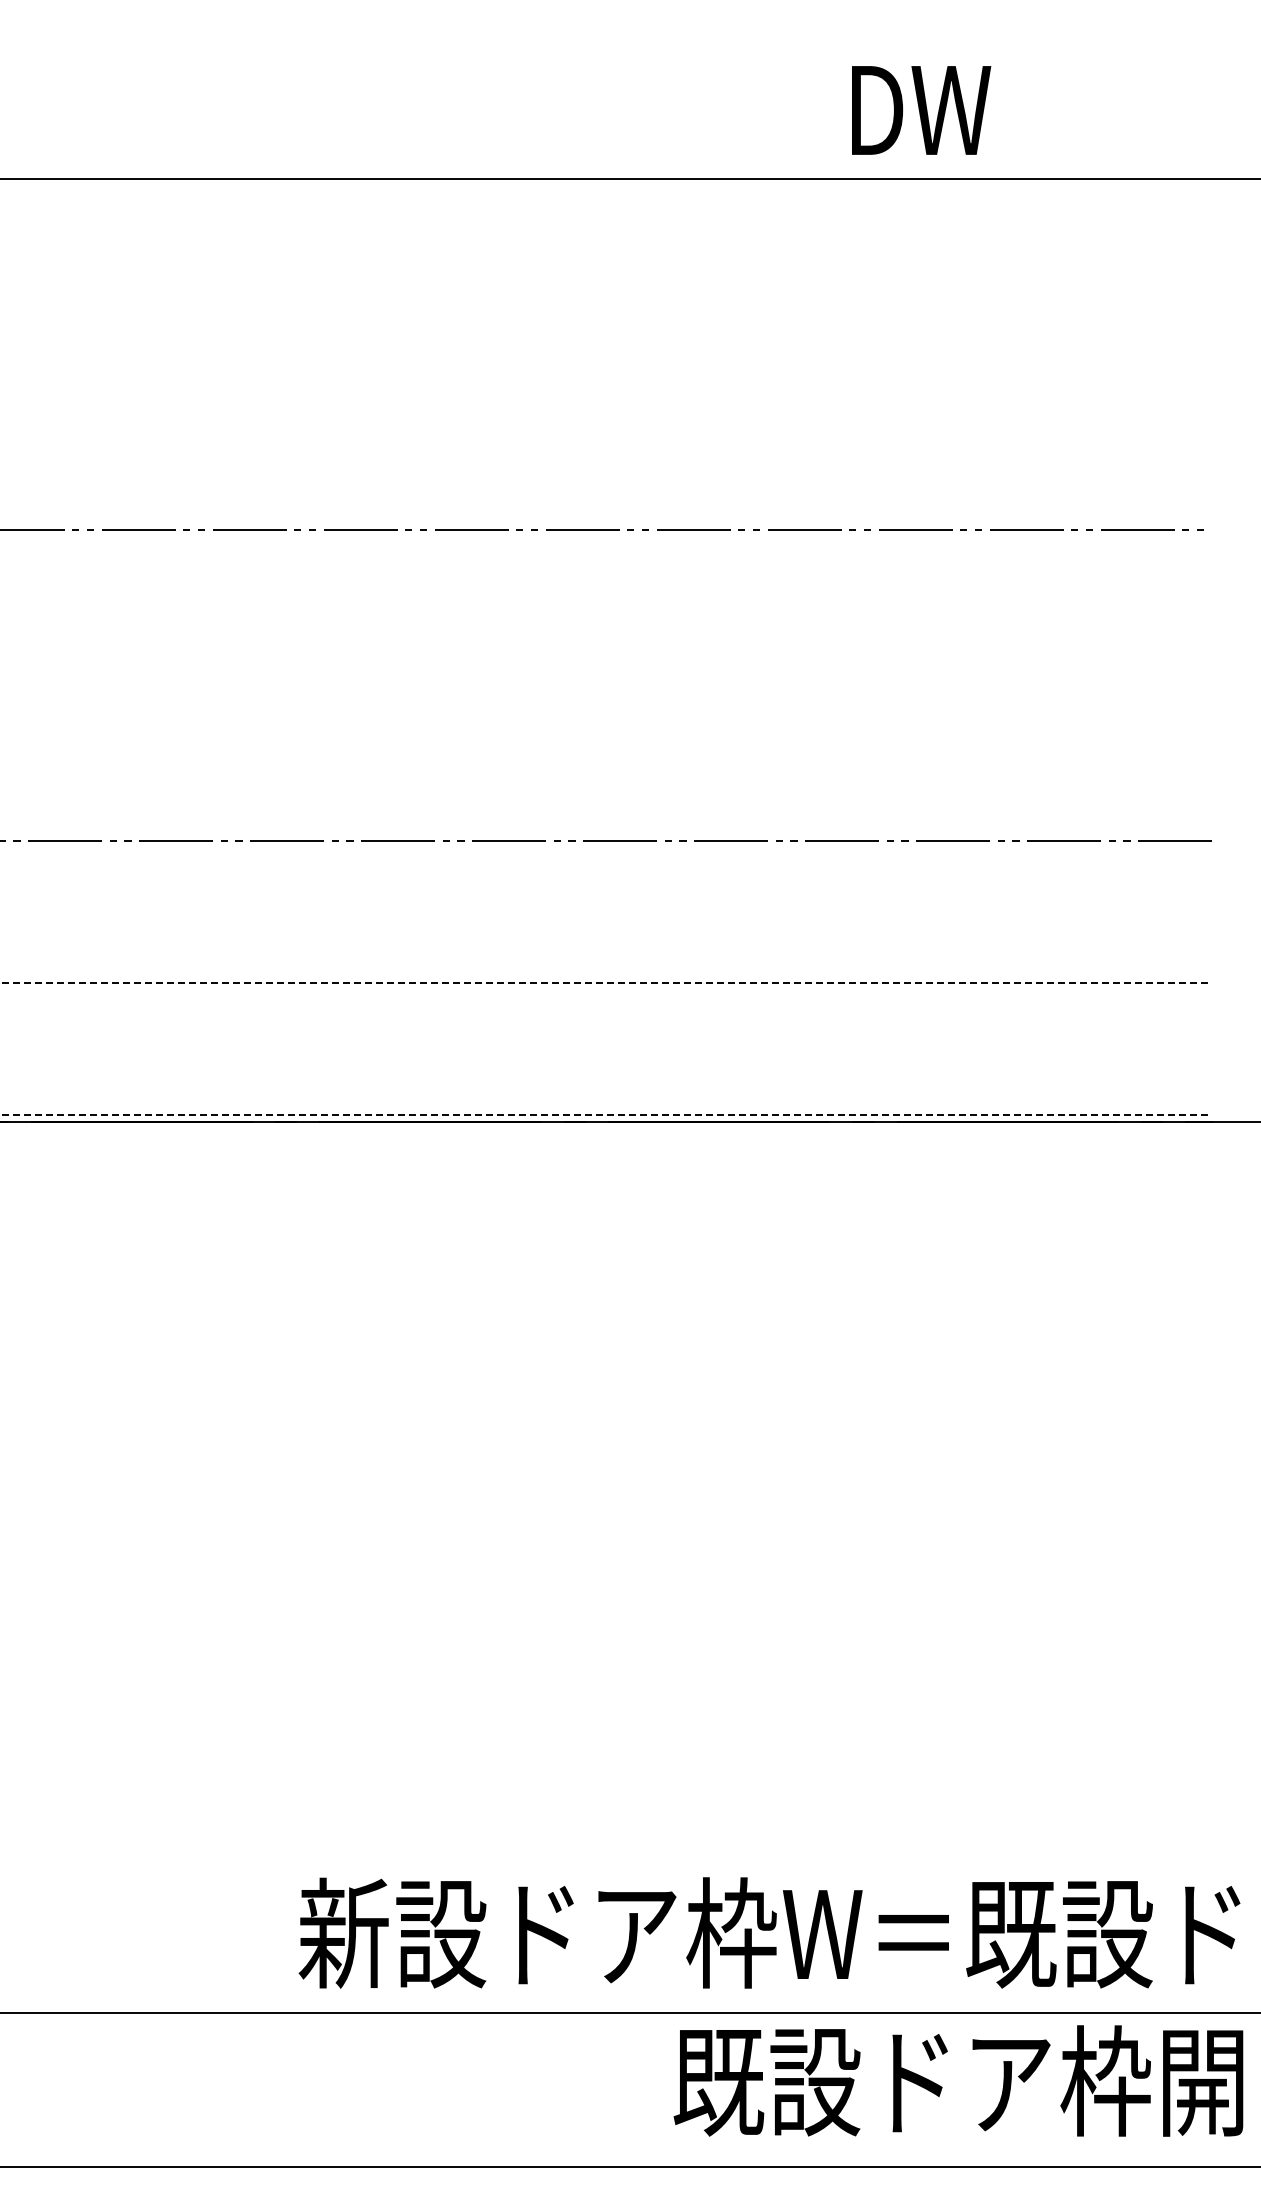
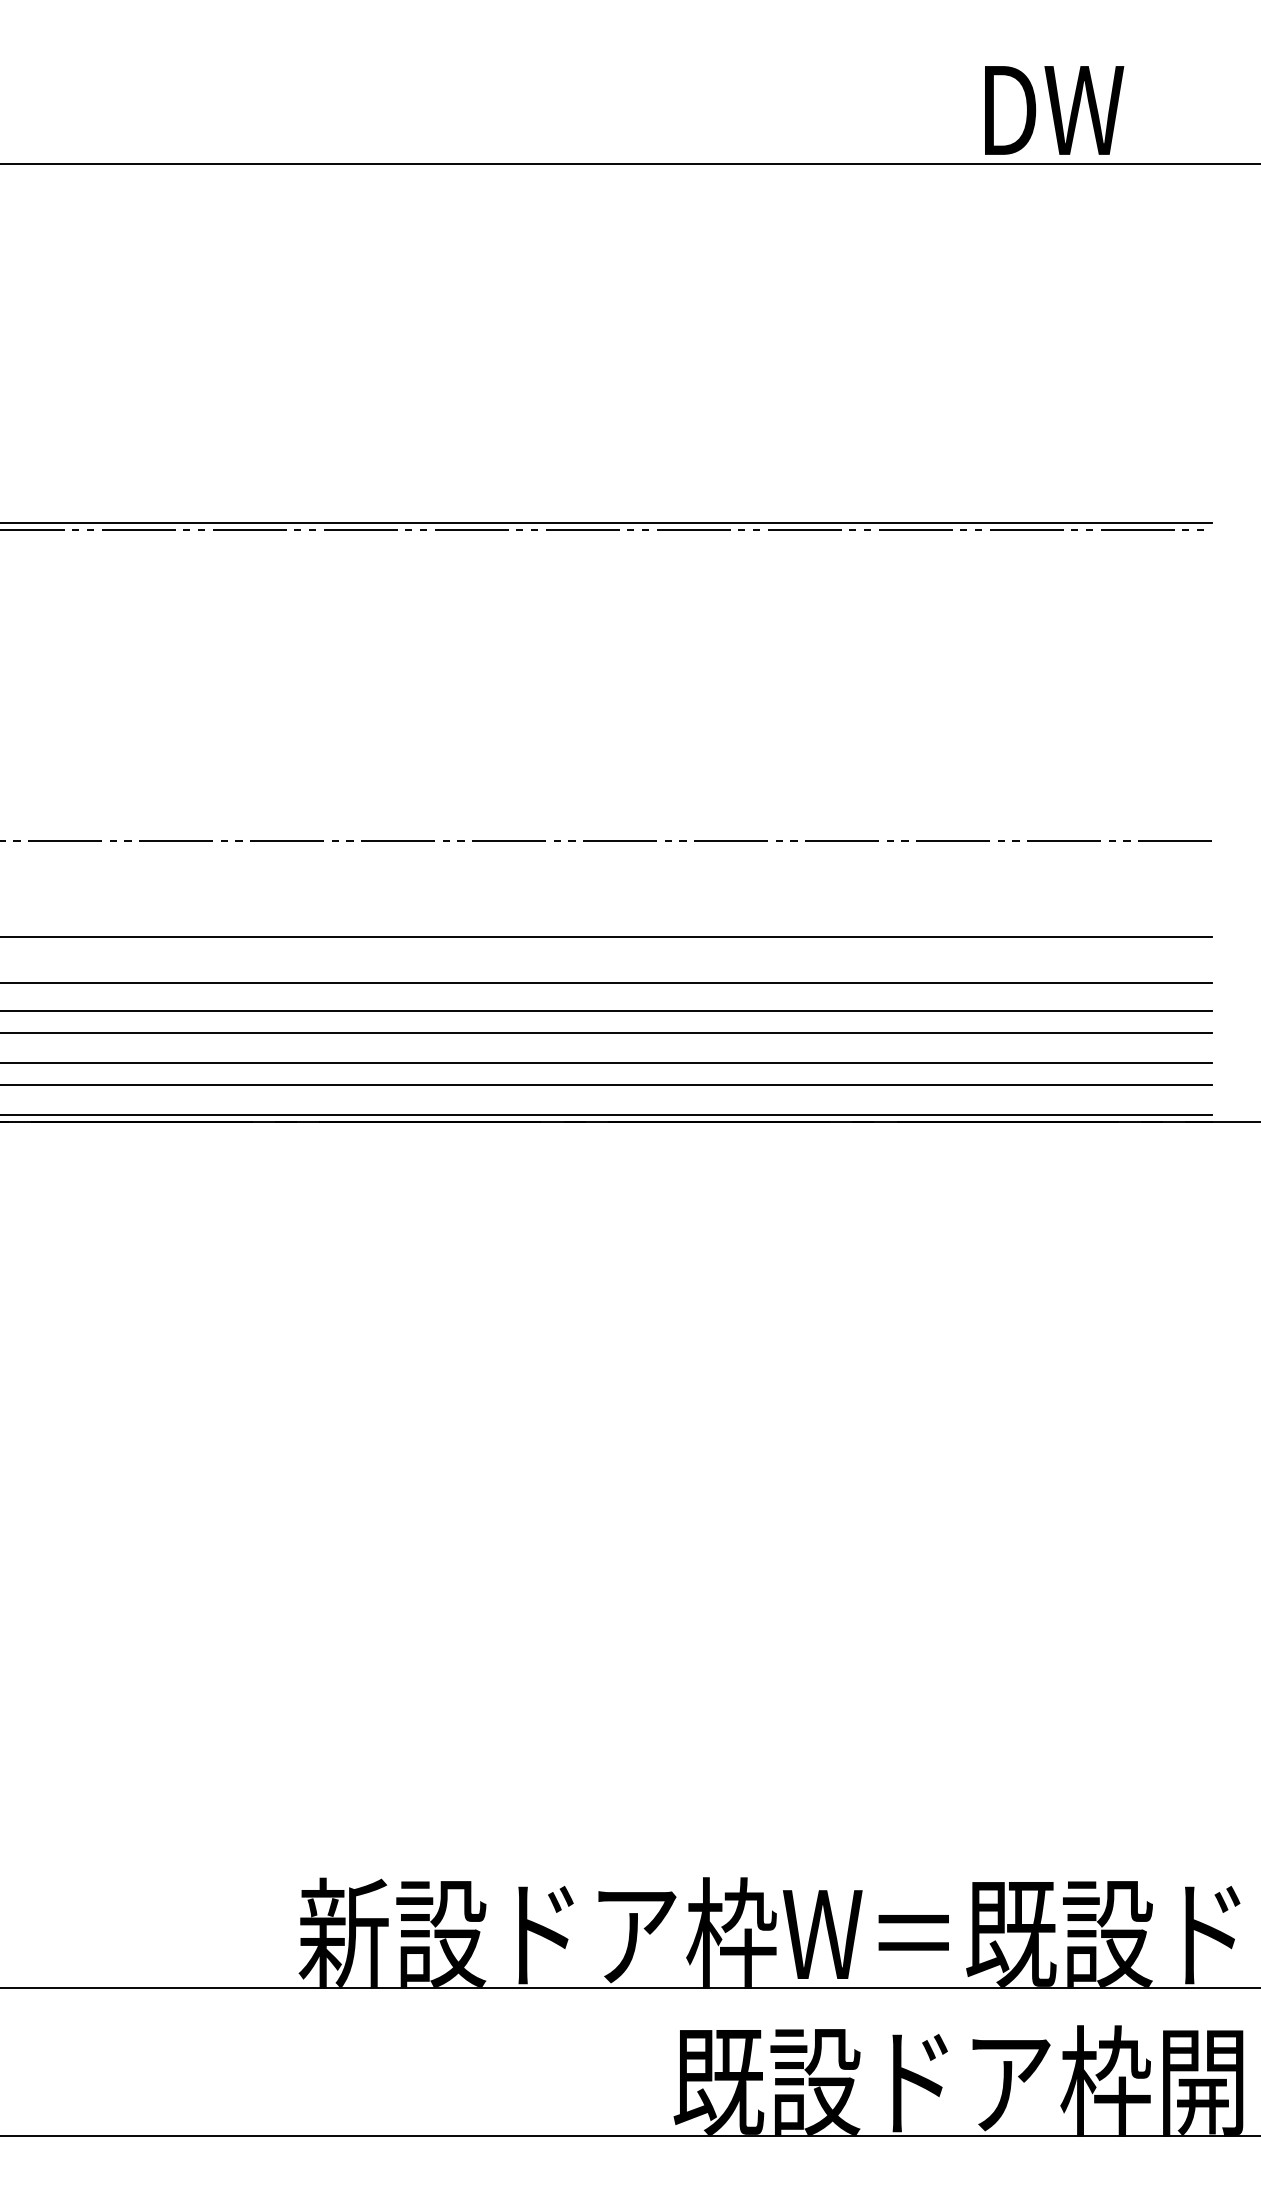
text position: (921, 110) -> (1054, 110) (1054, 110)
line position: (629, 178) -> (629, 163) (629, 163)
line: none -> present (607, 522)
line: none -> present (607, 937)
line: dashed -> solid (606, 982)
line: none -> present (607, 1011)
line: none -> present (607, 1033)
line: none -> present (607, 1062)
line: none -> present (607, 1085)
line: dashed -> solid (606, 1114)
line position: (629, 2012) -> (629, 1987) (629, 1987)
line position: (629, 2166) -> (629, 2135) (629, 2135)
